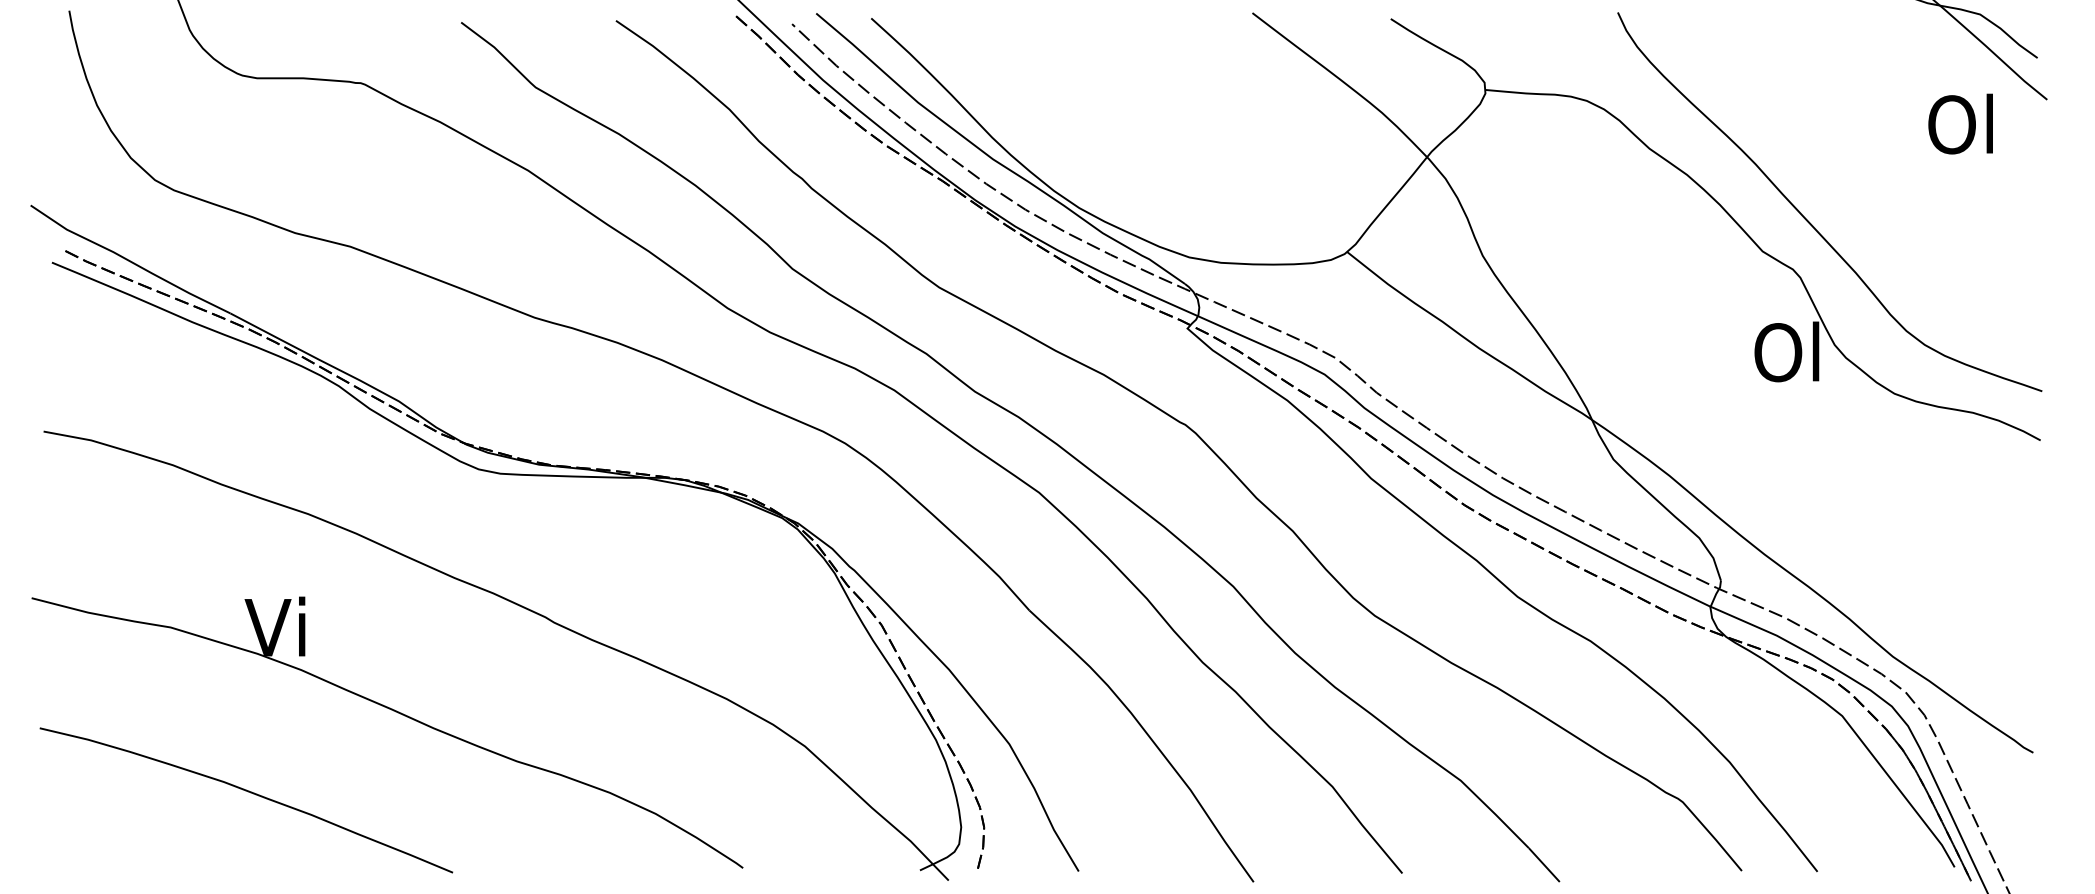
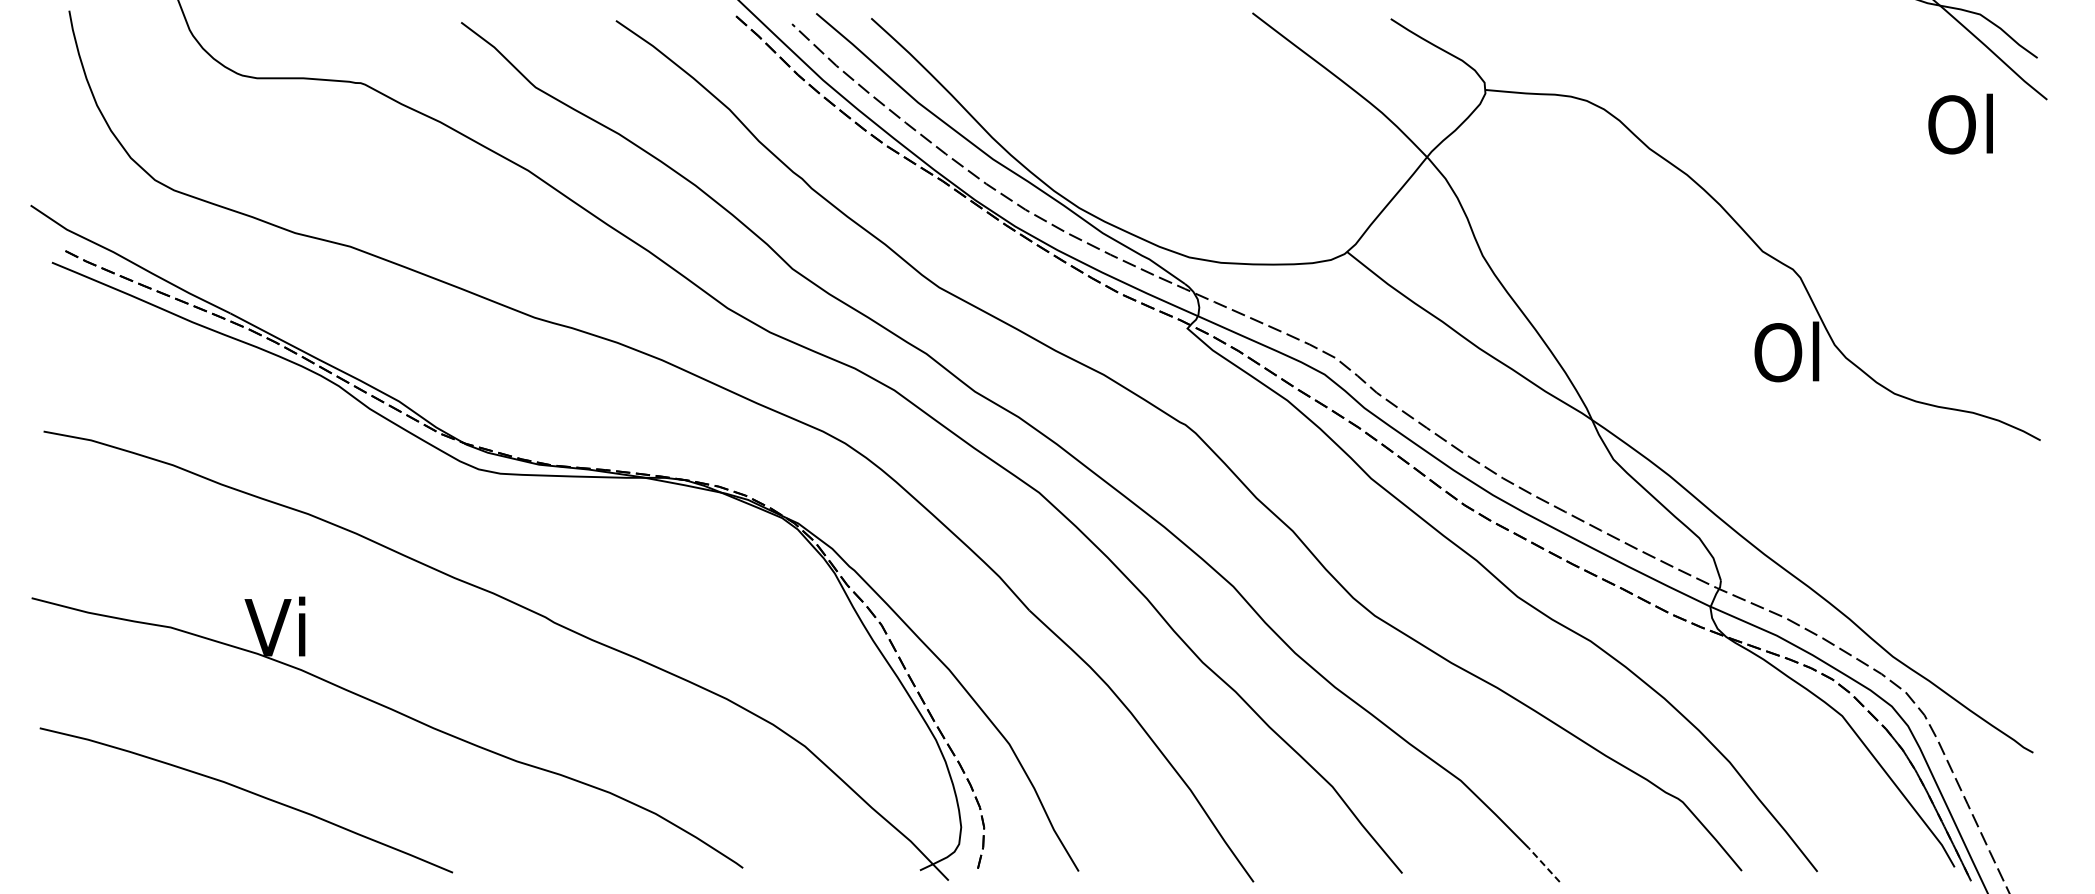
curve: present -> none (1809, 221)
line: solid -> dashed (1544, 865)
